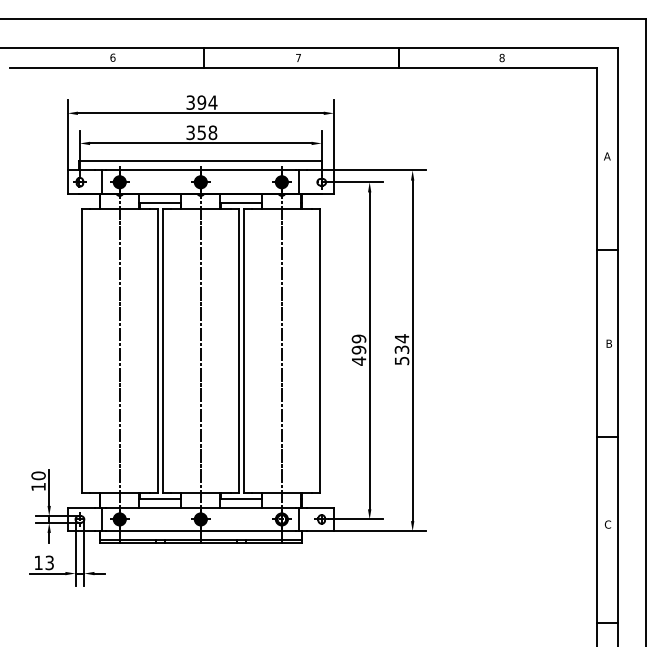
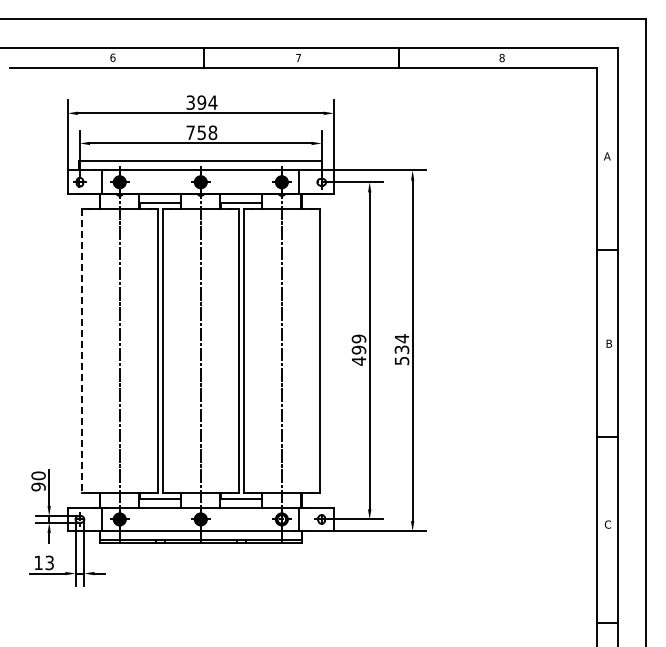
text: 358 -> 758 (190, 132)
line: solid -> dashed (81, 350)
text: 10 -> 90 (38, 486)
